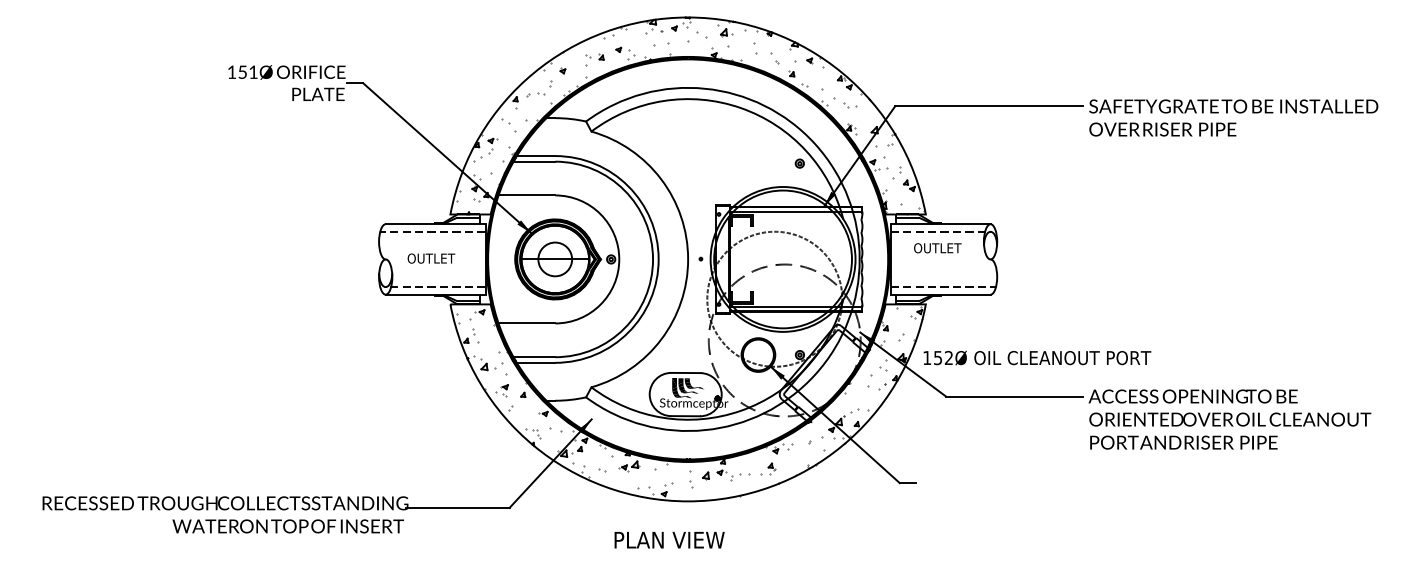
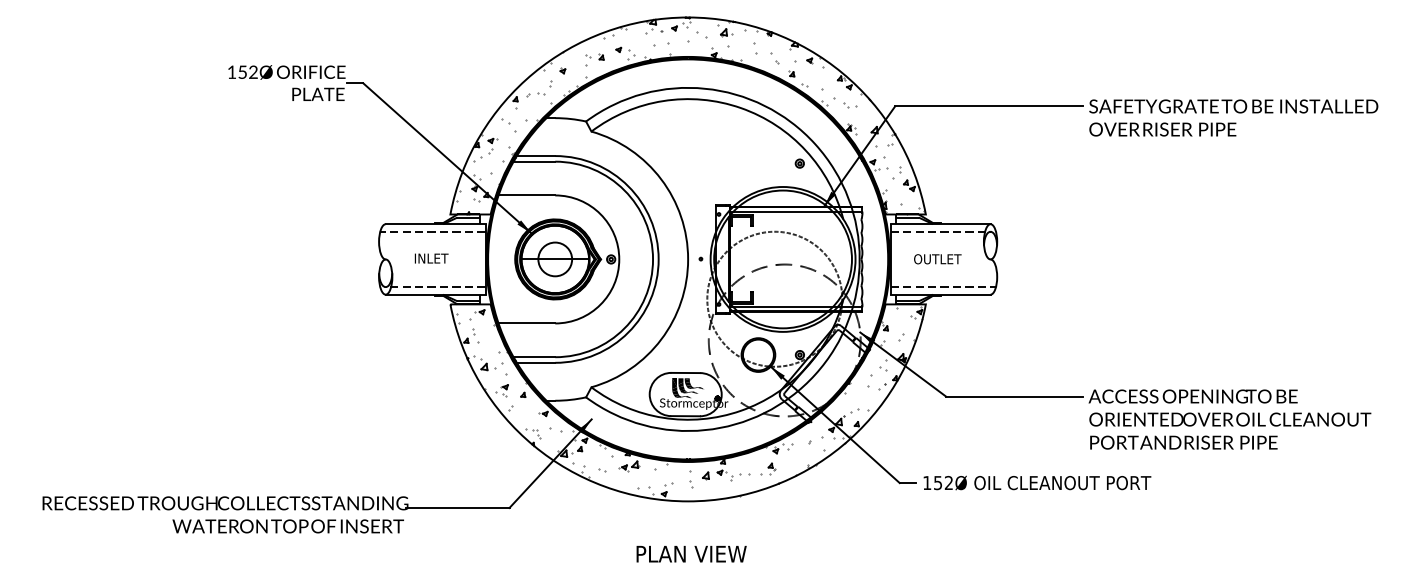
text: 151Ø -> 152Ø (253, 71)
text position: (937, 248) -> (937, 259) (937, 259)
text: OUTLET -> INLET (431, 258)
text position: (1037, 357) -> (1037, 482) (1037, 482)
text position: (669, 540) -> (691, 554) (691, 554)
